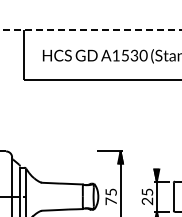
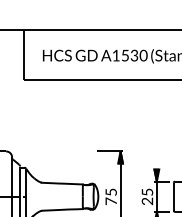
line: dashed -> solid (90, 29)
